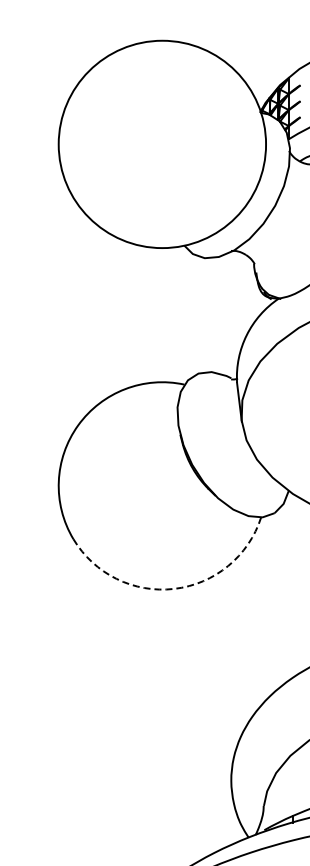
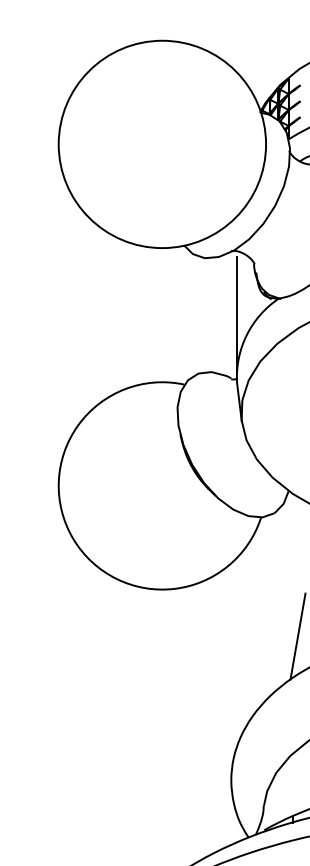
line: none -> present (236, 314)
arc: dashed -> solid (174, 588)
line: none -> present (297, 636)
